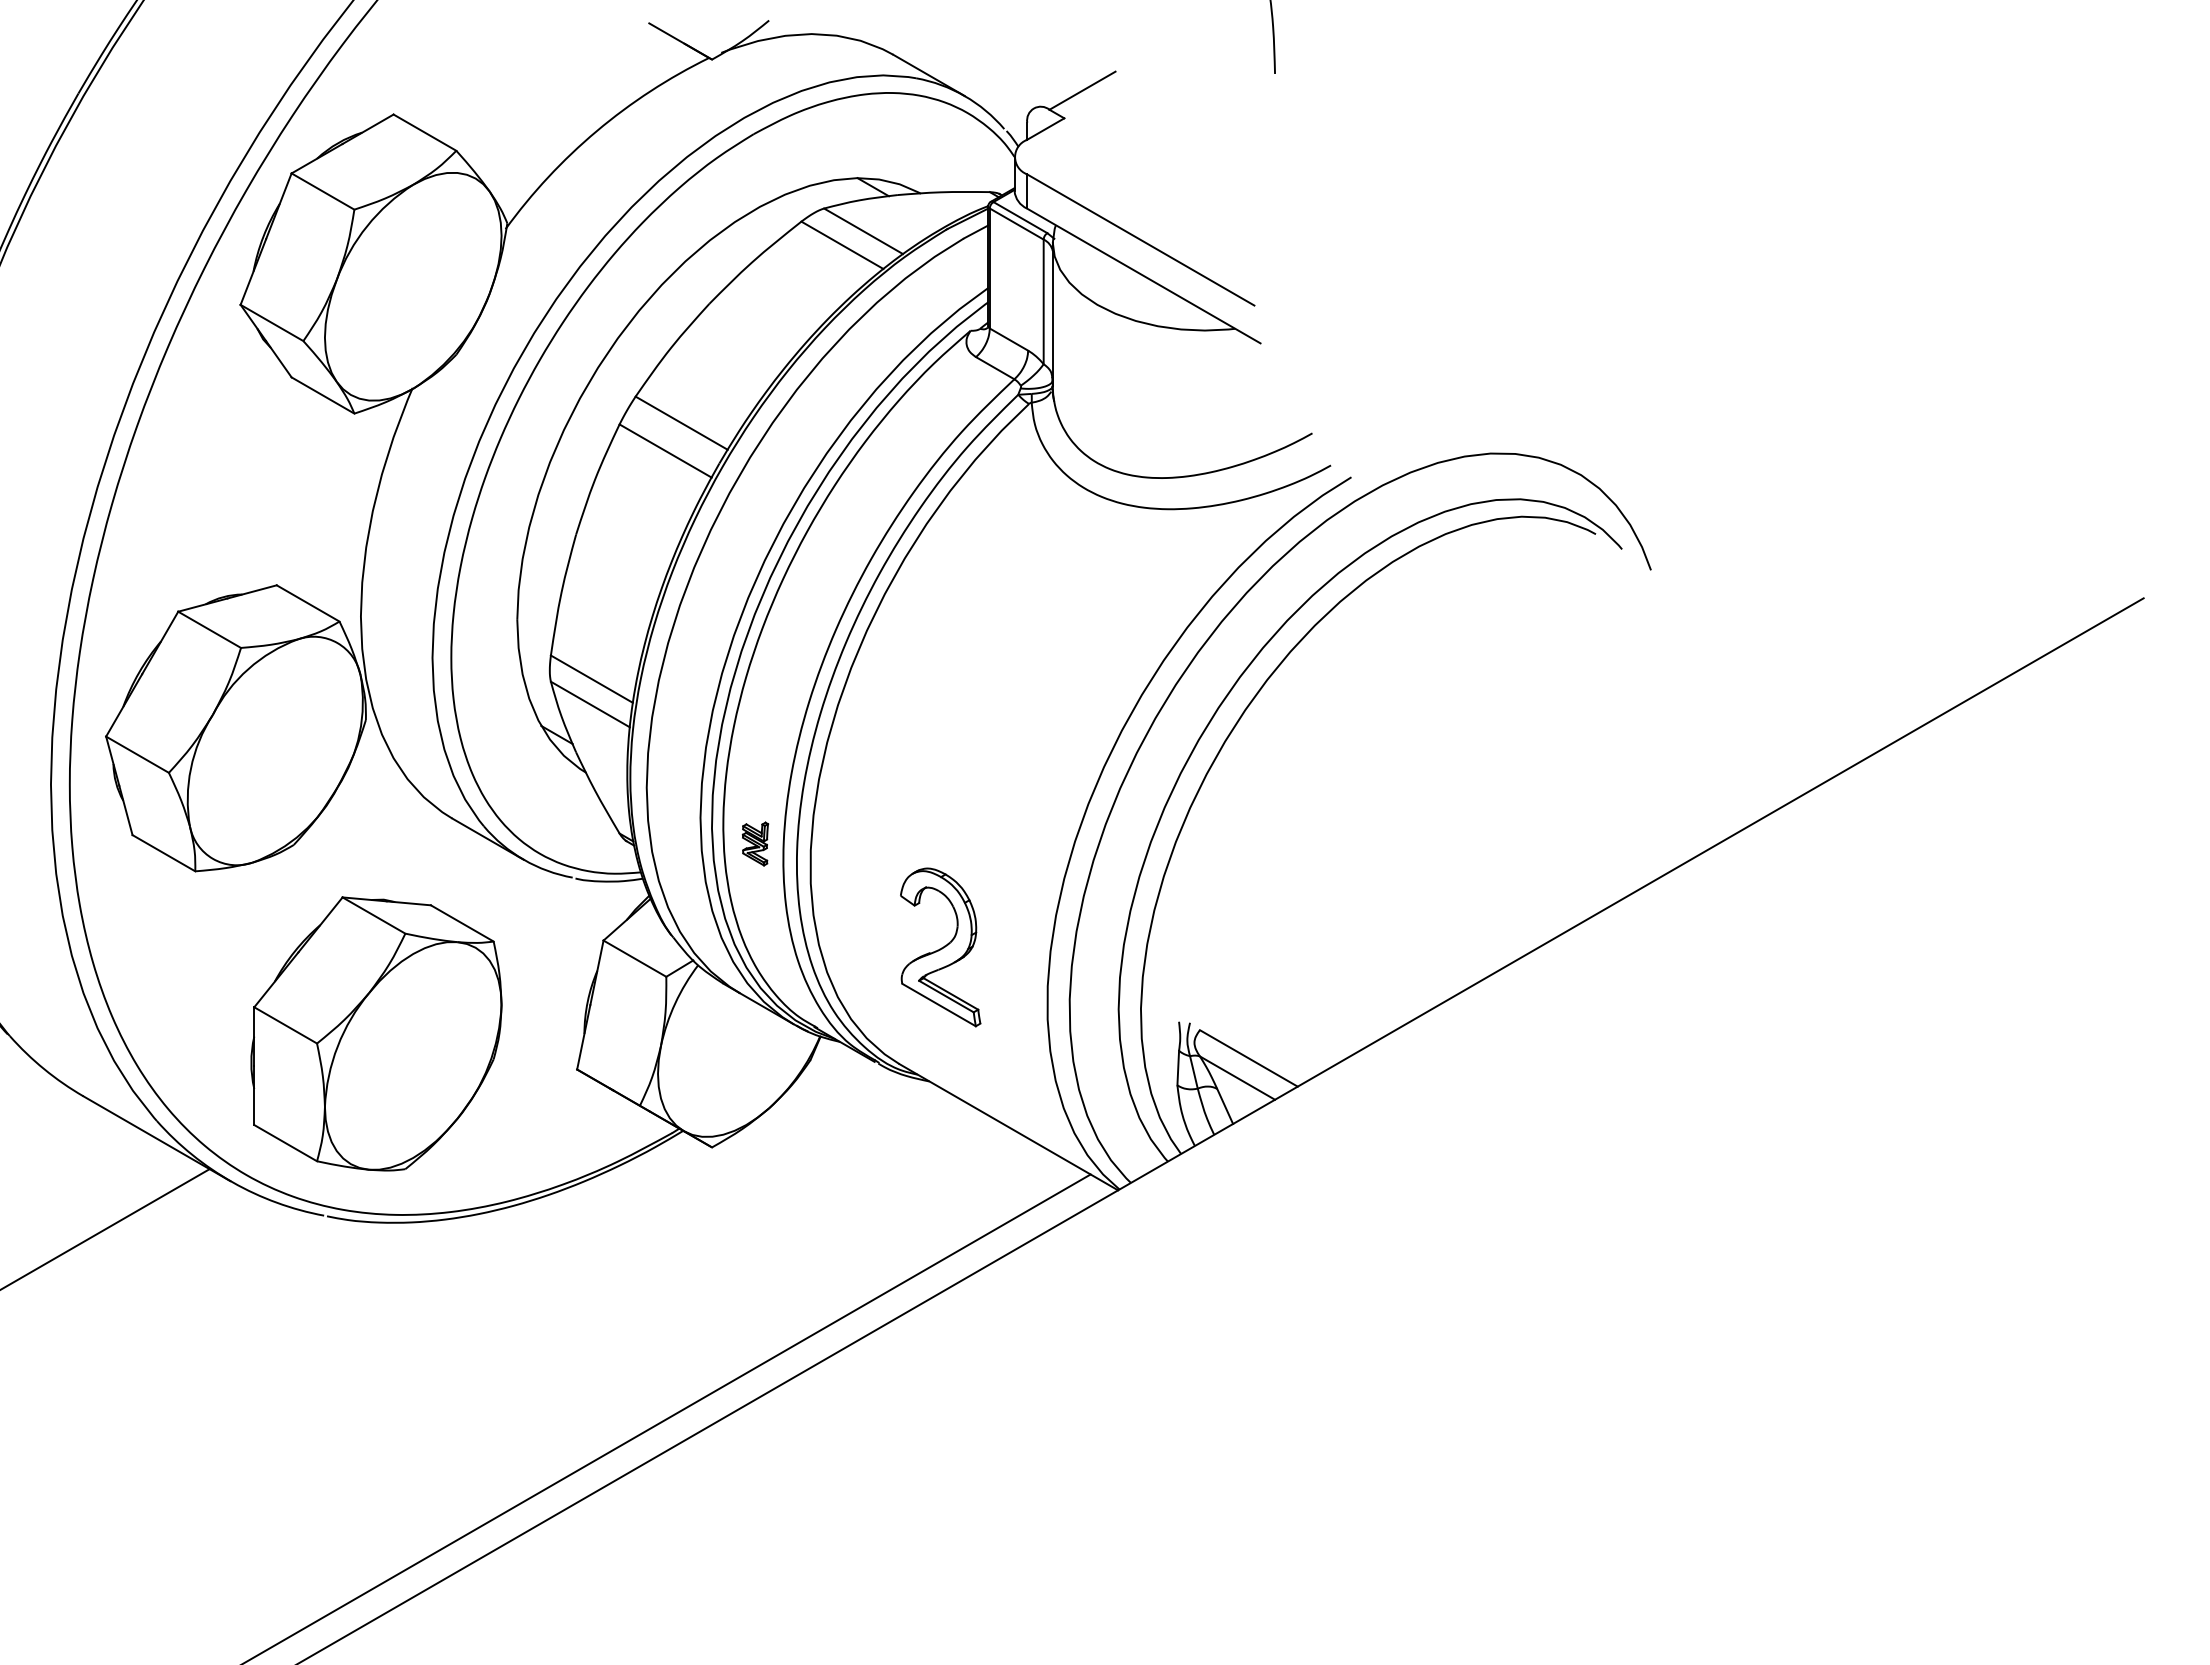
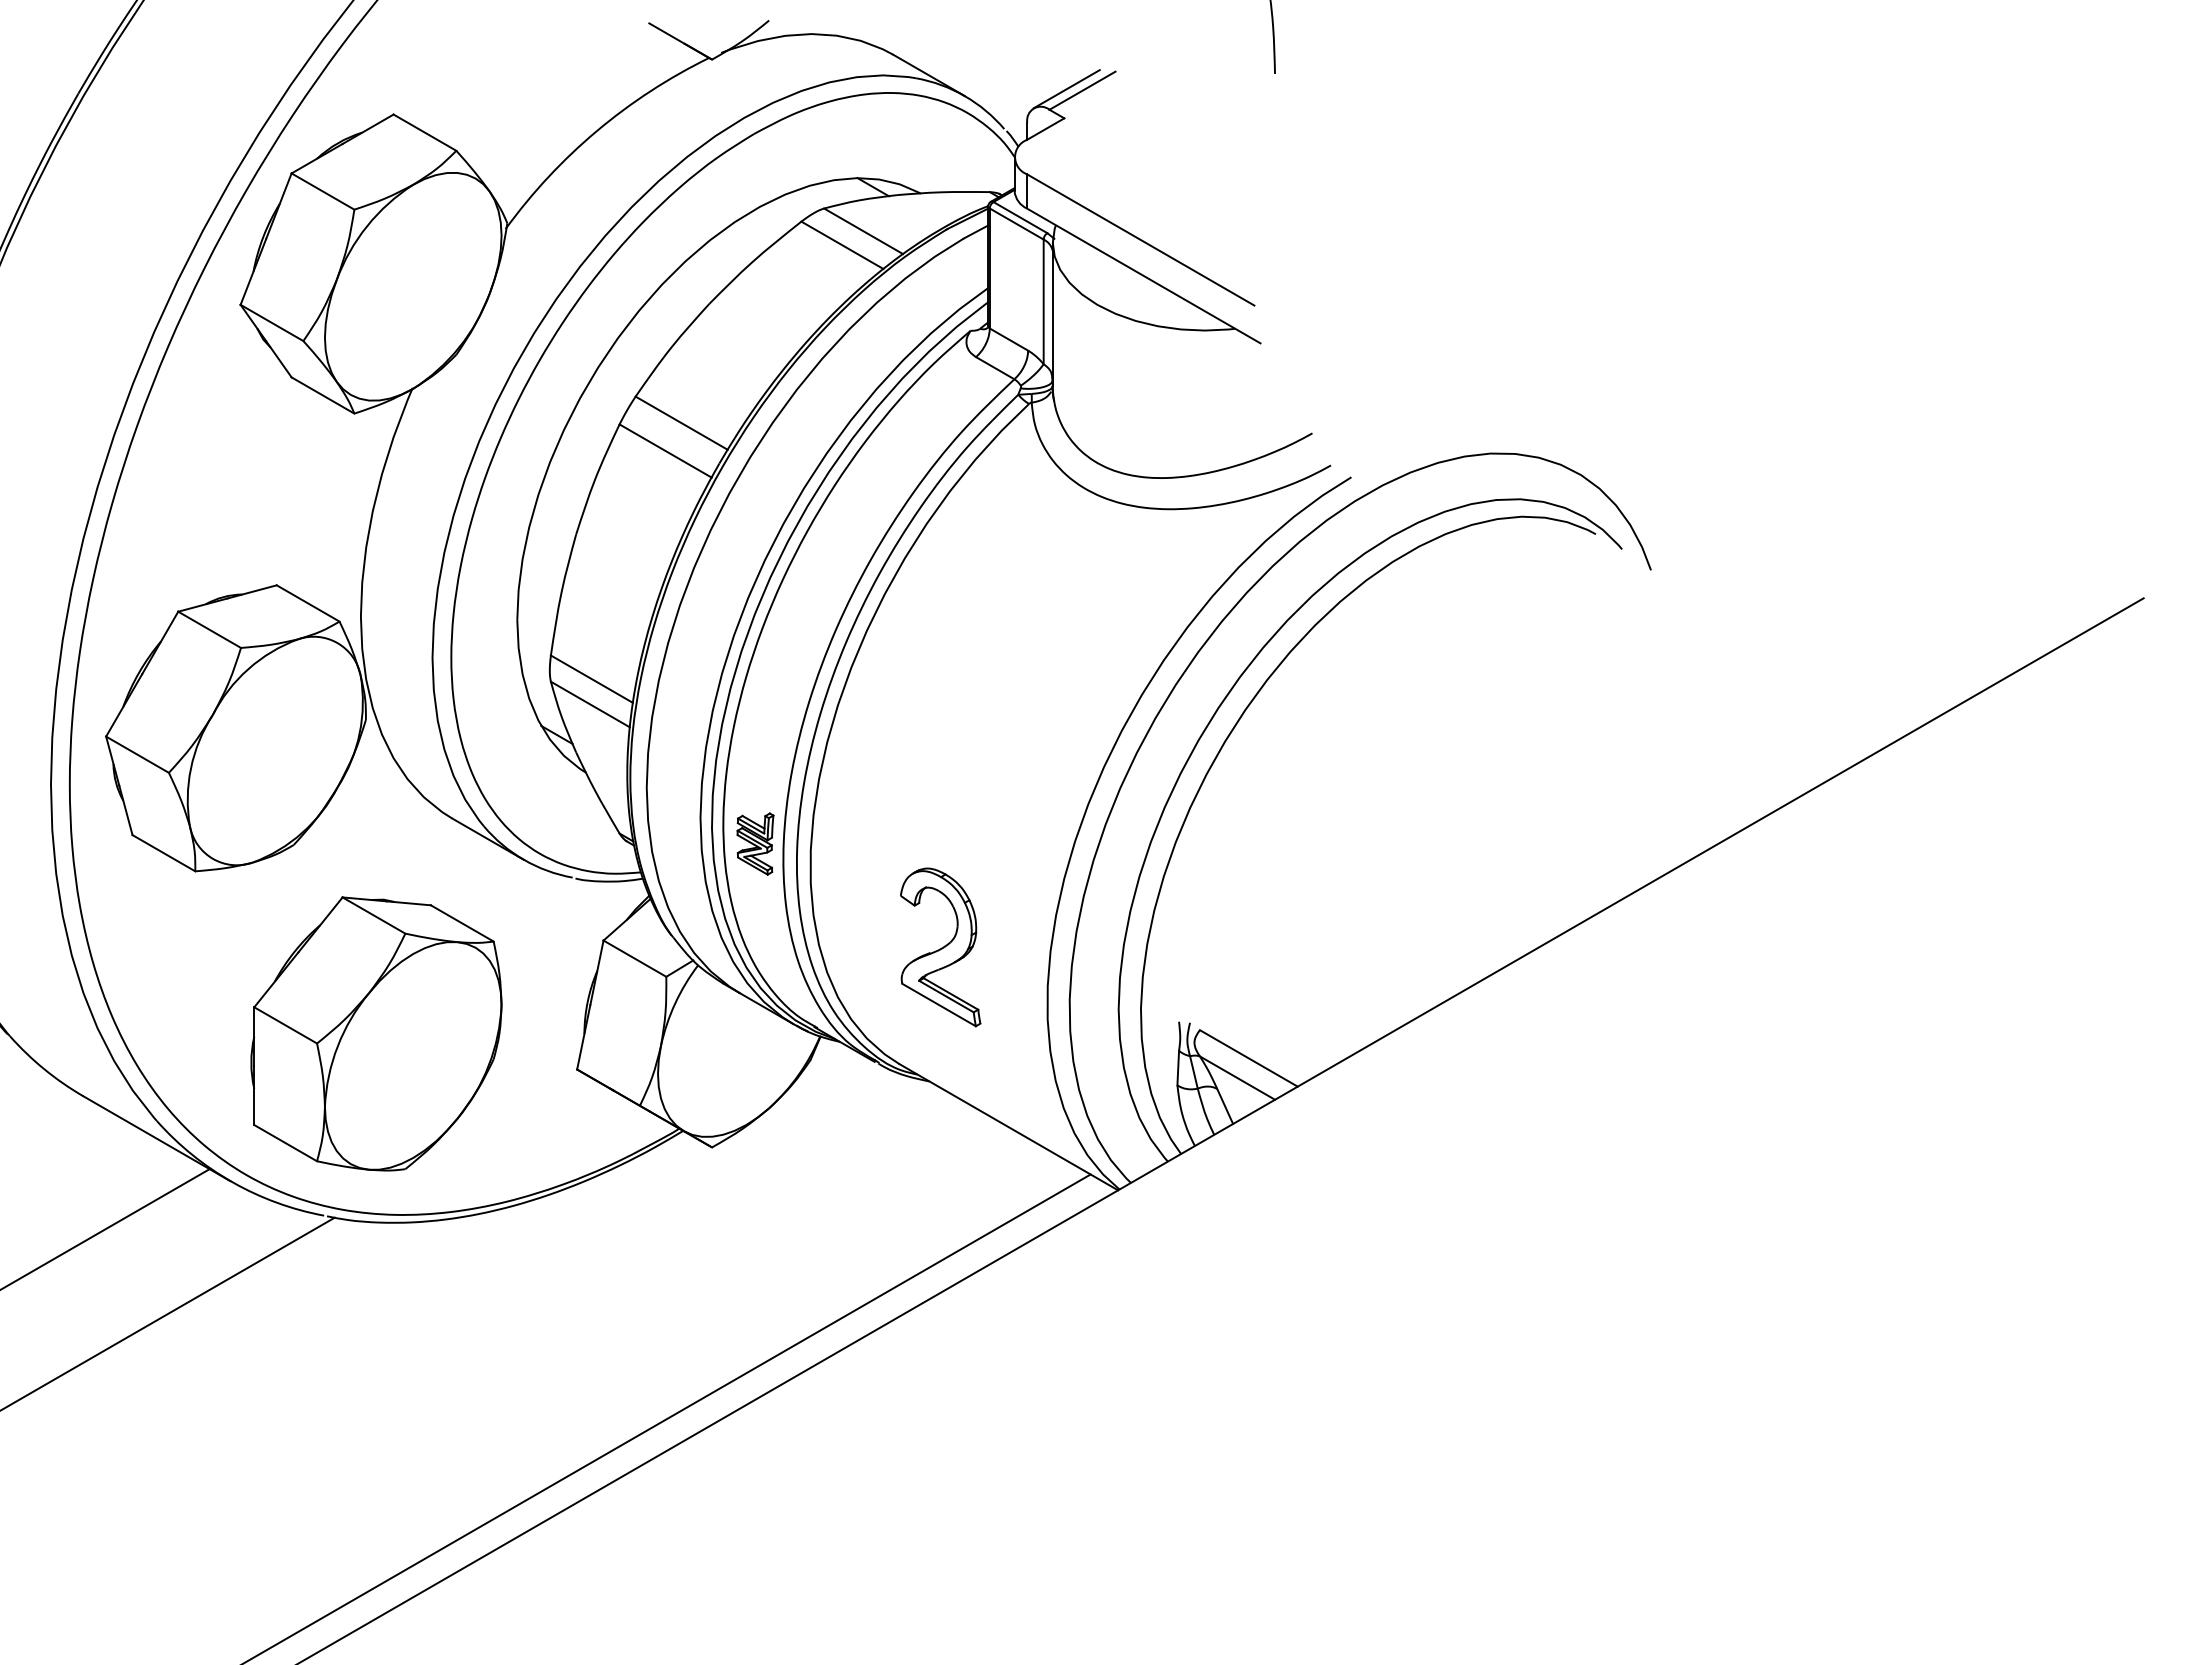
line: none -> present (1066, 89)
part size: 29x46 px -> 39x64 px (755, 843)
line: none -> present (168, 1313)
